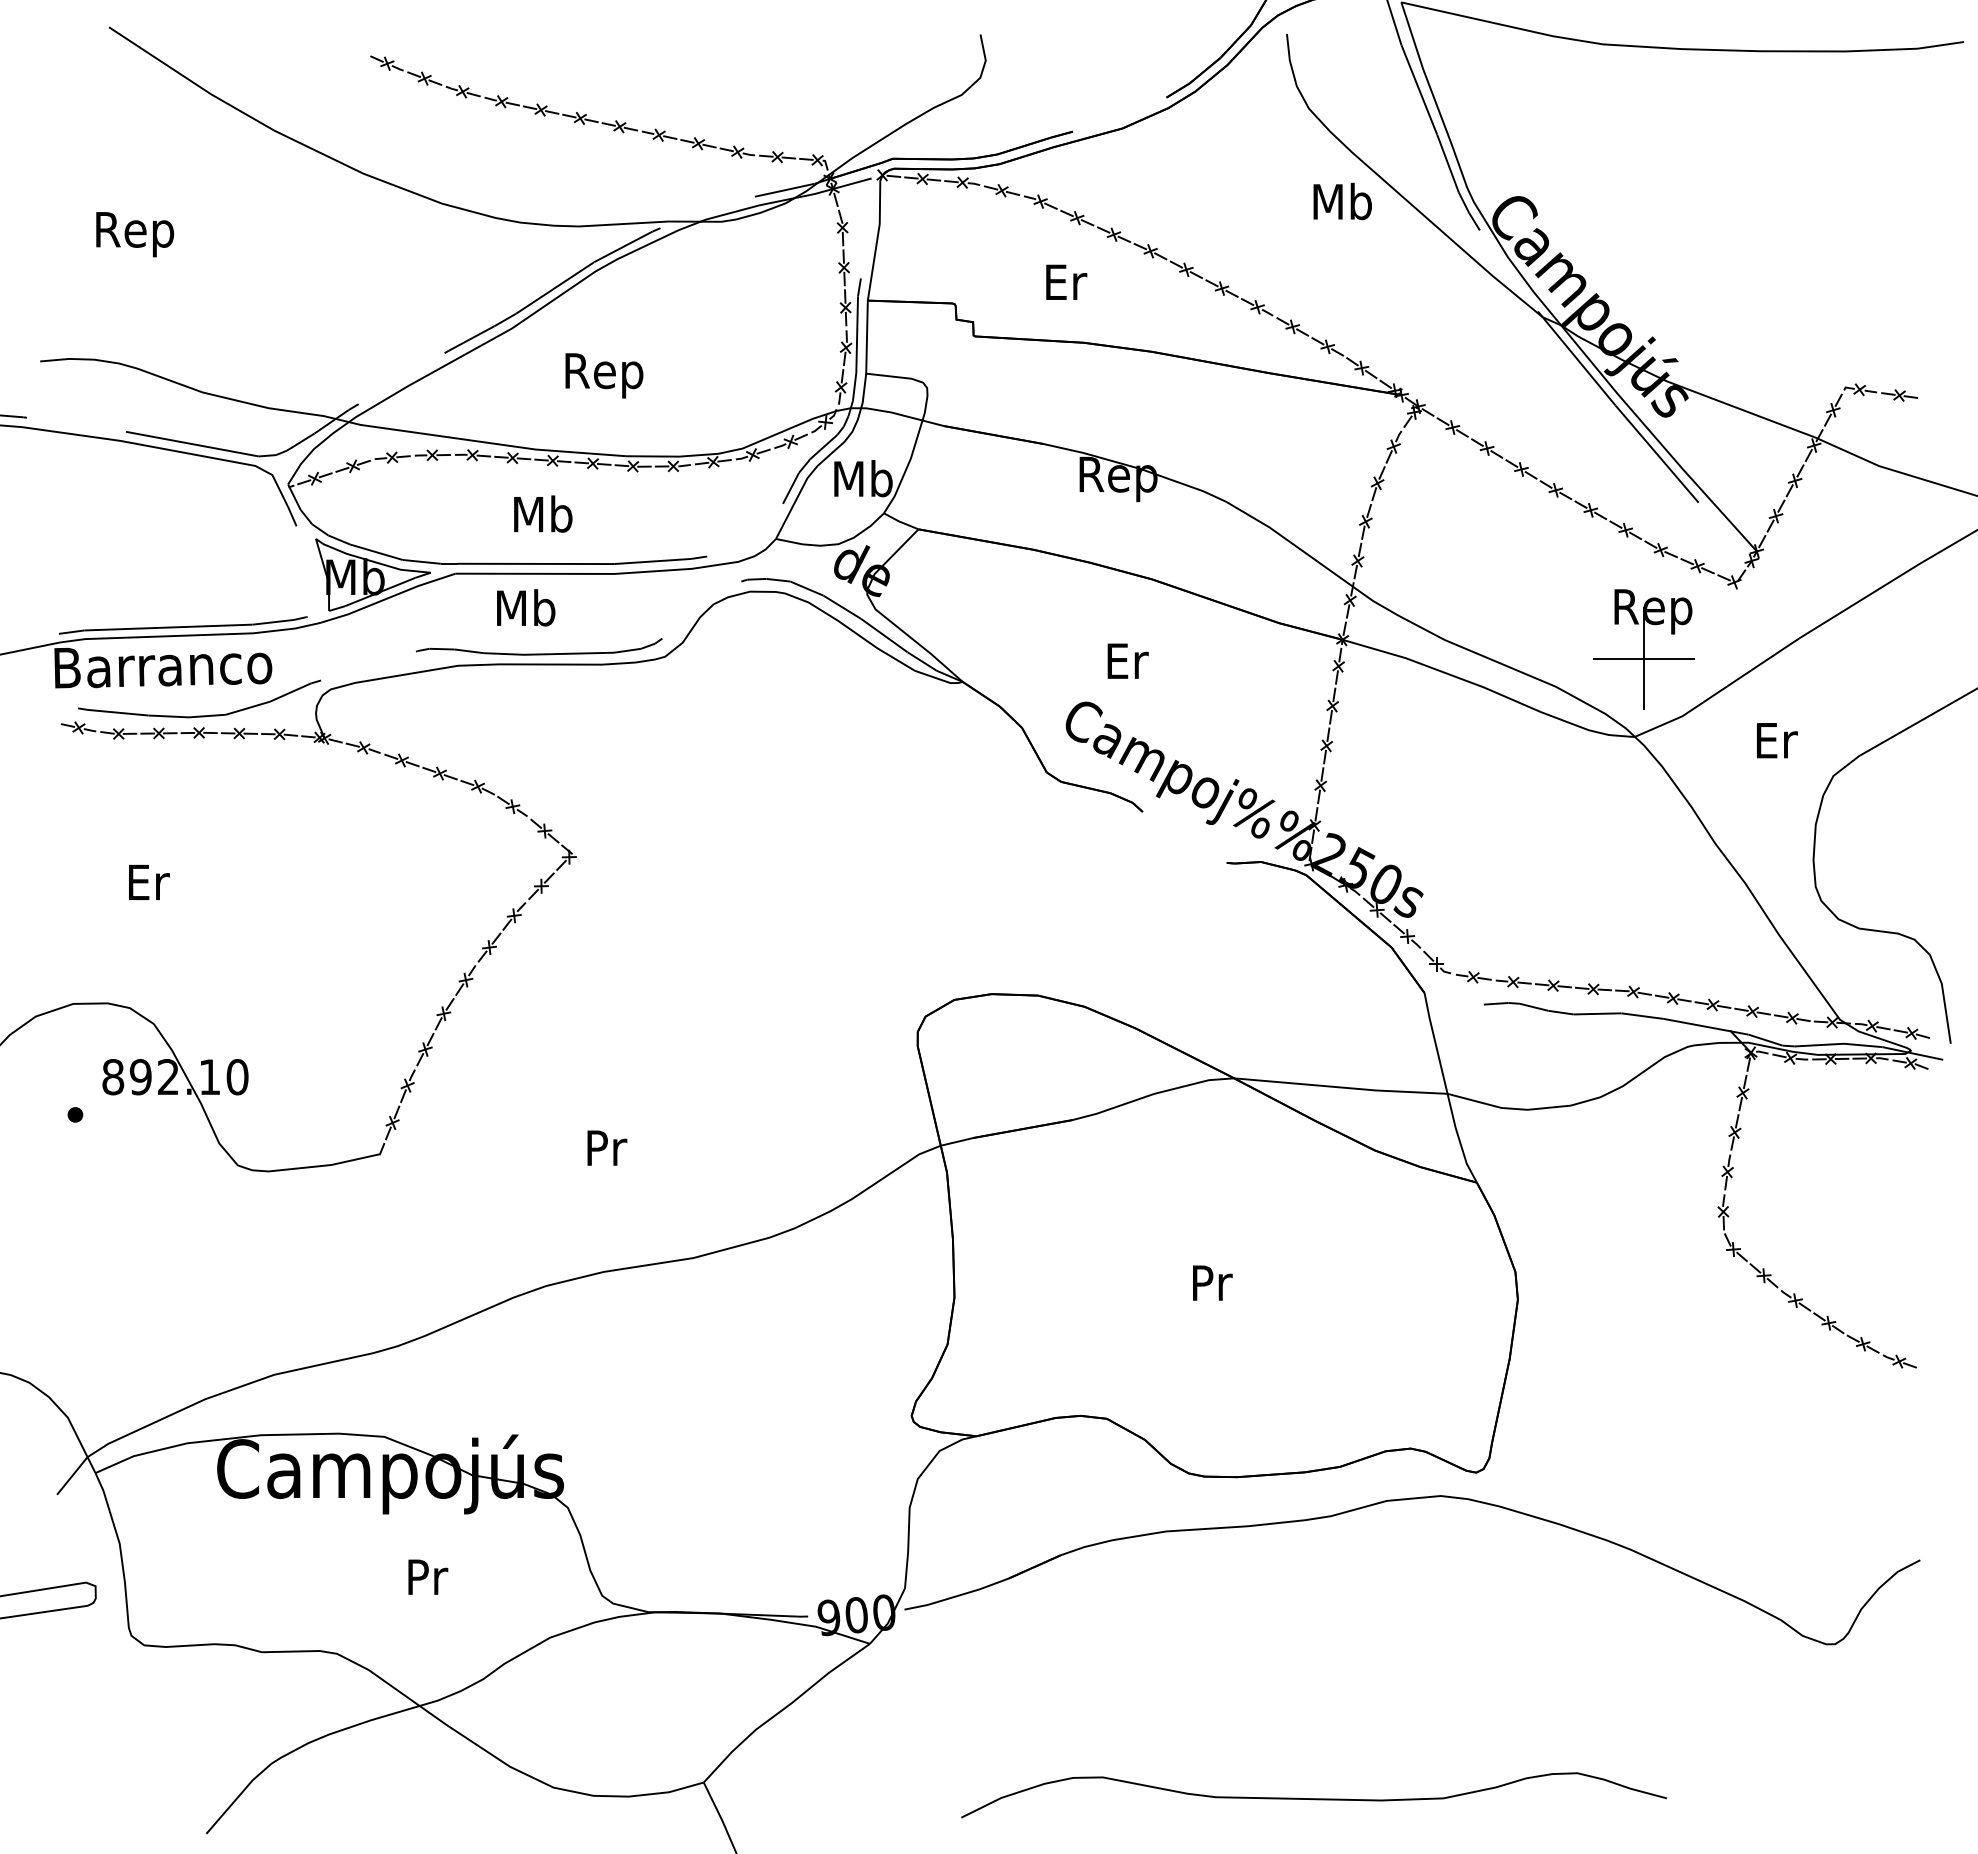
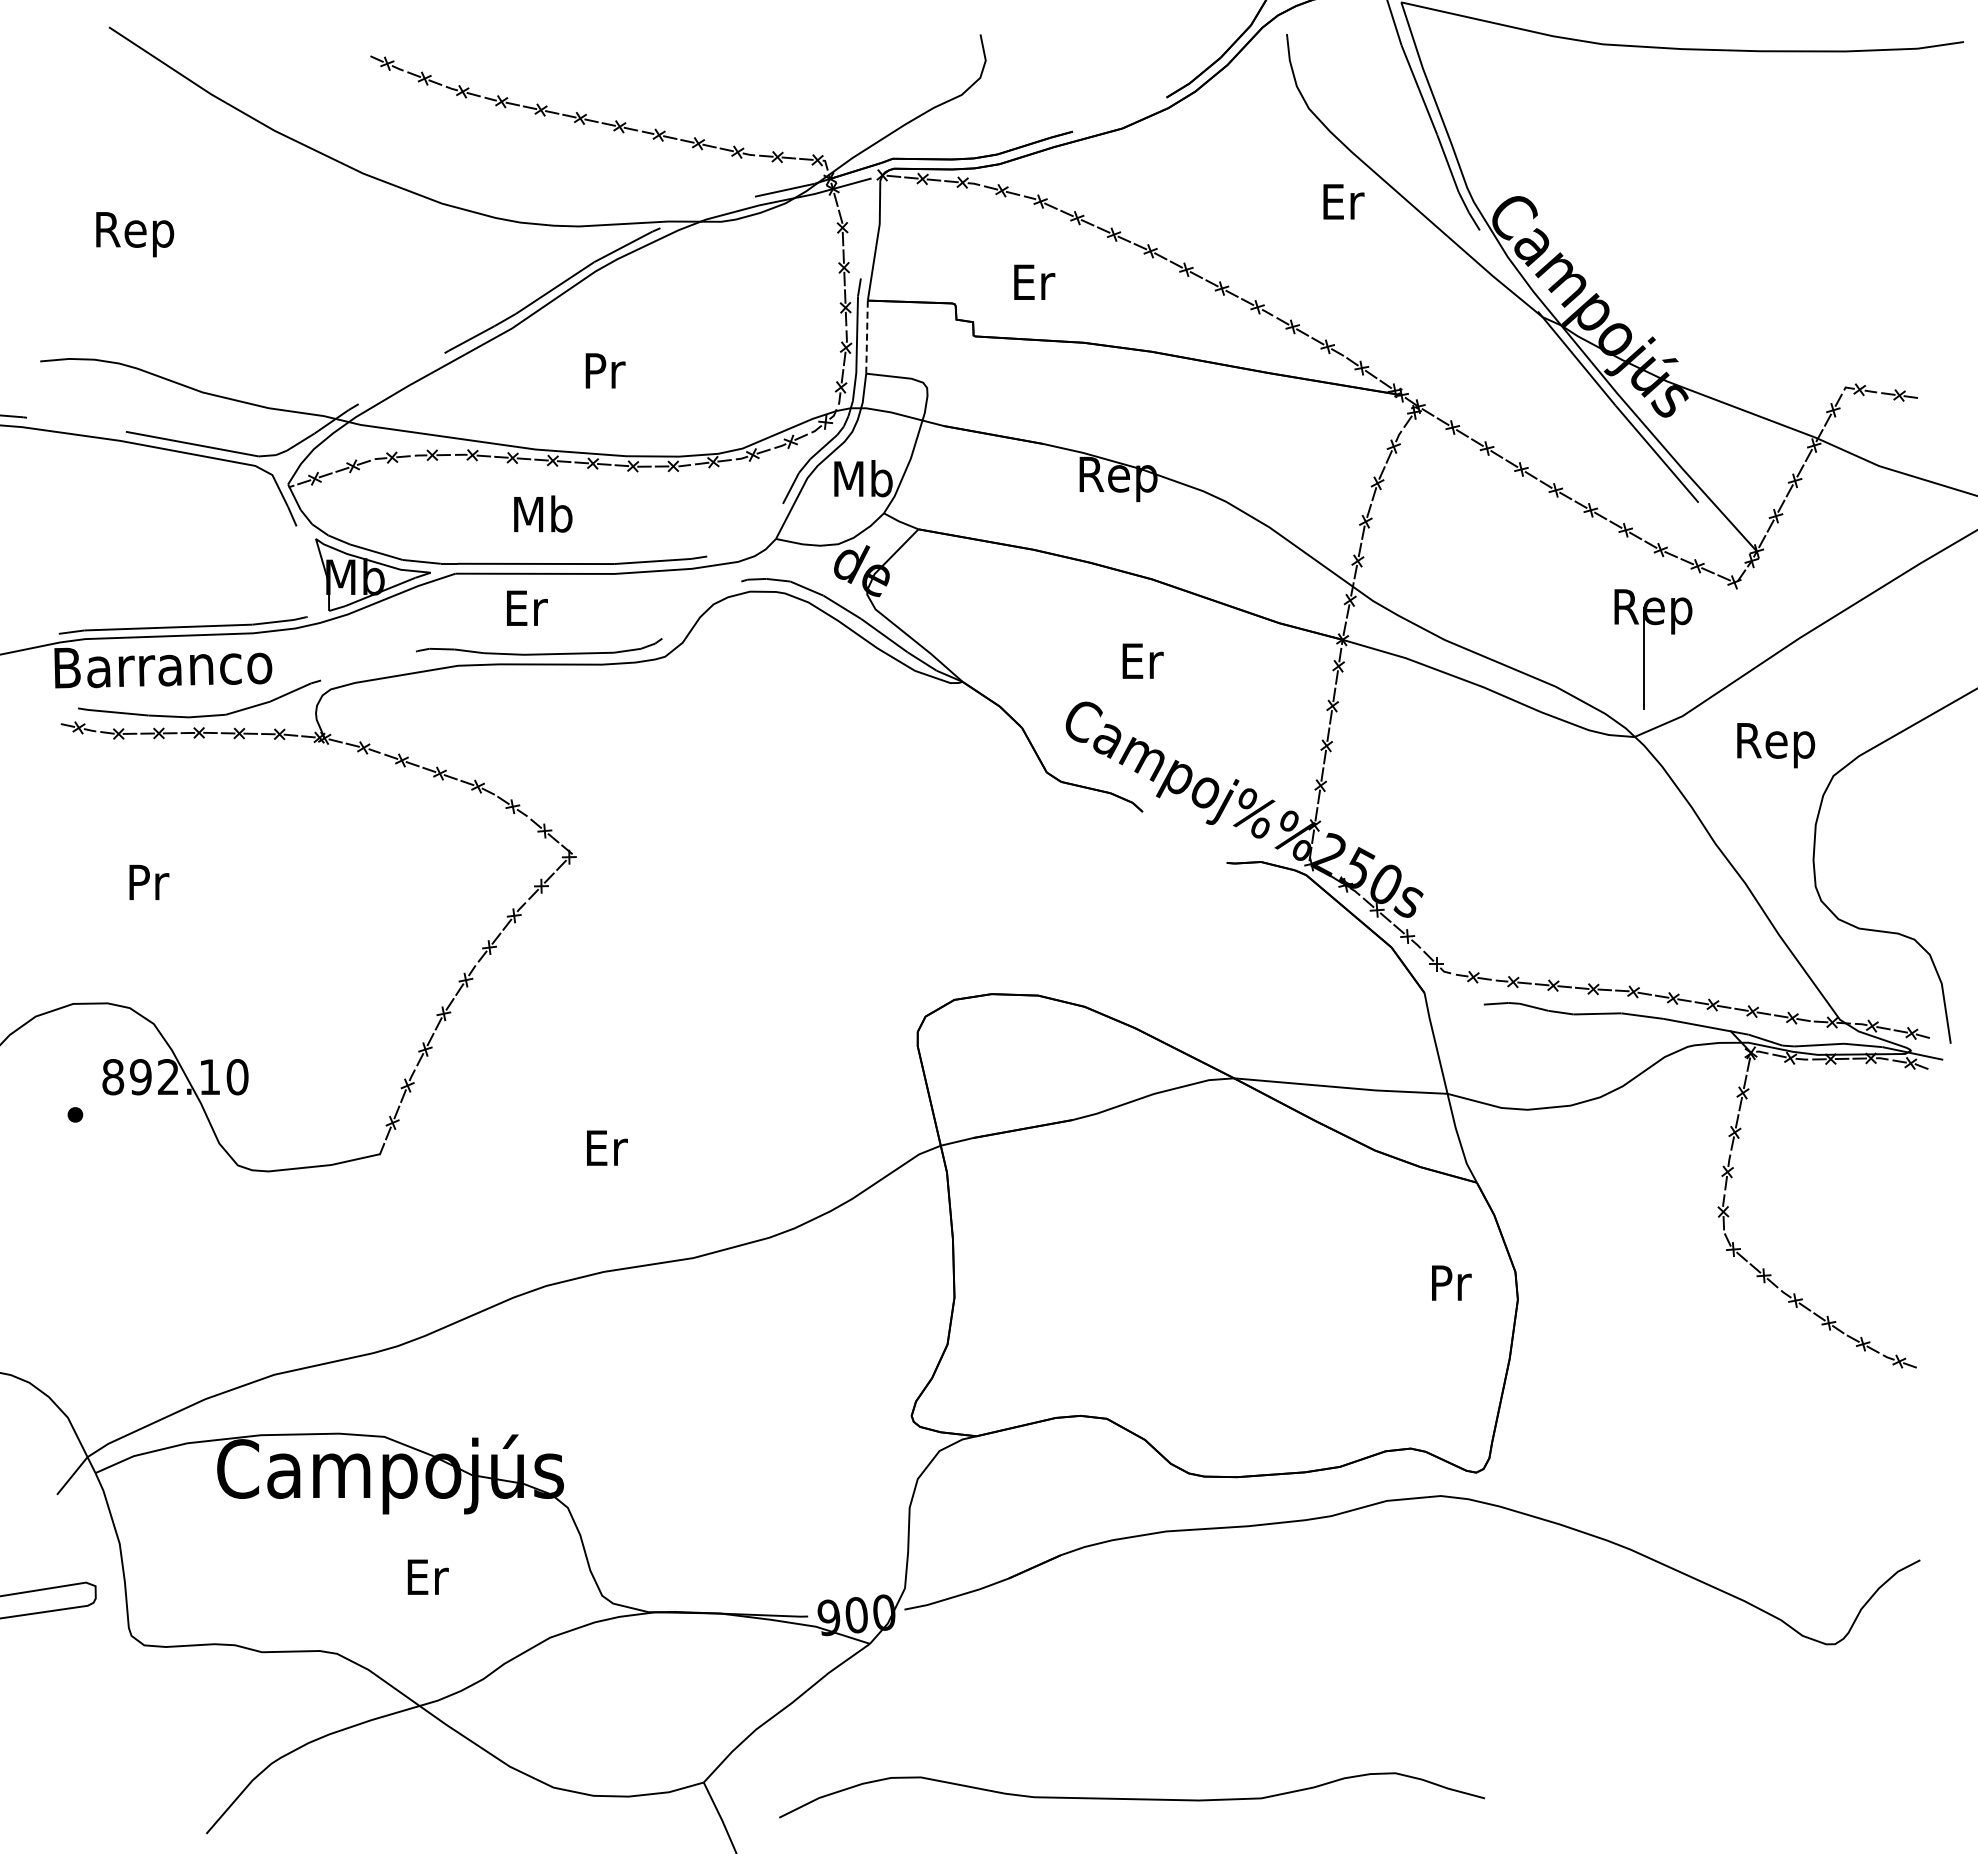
text: Mb -> Er (1342, 201)
text position: (1066, 281) -> (1034, 281) (1034, 281)
line: solid -> dashed (867, 337)
text: Rep -> Pr (604, 375)
text: Mb -> Er (526, 607)
line: present -> none (1643, 658)
text position: (1127, 660) -> (1142, 660) (1142, 660)
text: Er -> Rep (1776, 745)
text: Er -> Pr (149, 882)
text: Pr -> Er (607, 1147)
text position: (1212, 1282) -> (1451, 1282) (1451, 1282)
text: Pr -> Er (427, 1576)
curve position: (1313, 1798) -> (1131, 1798) (1131, 1798)
